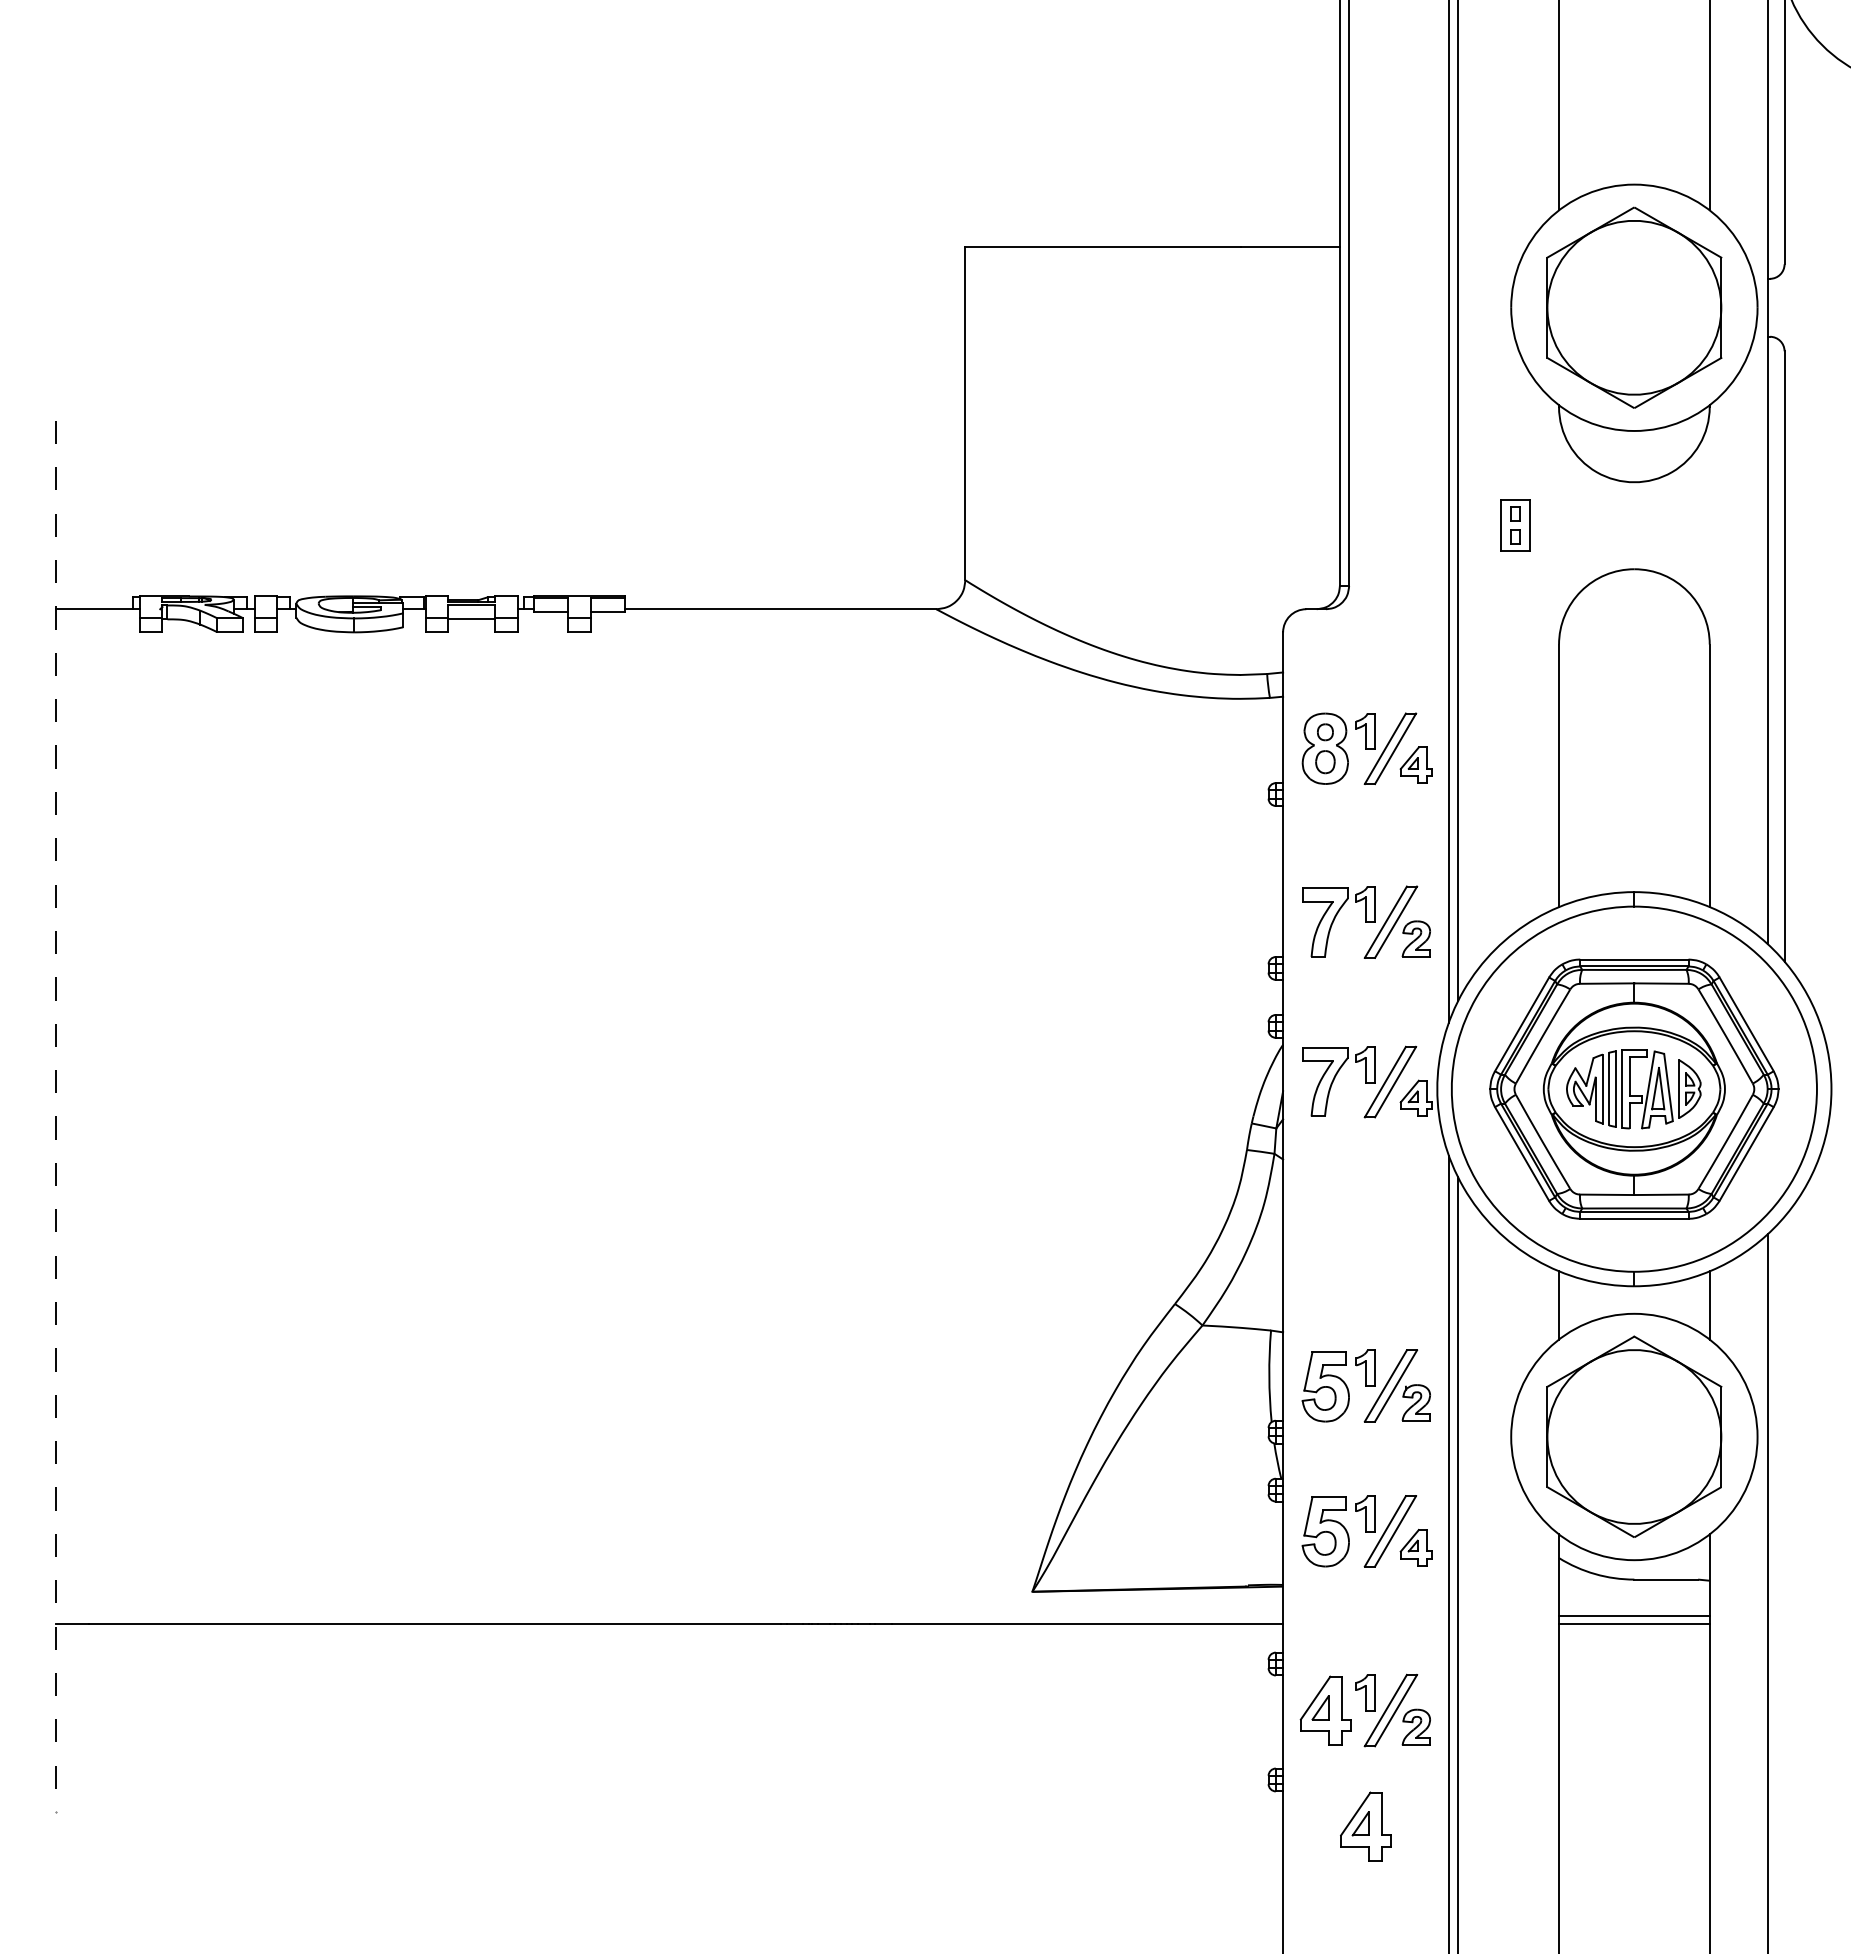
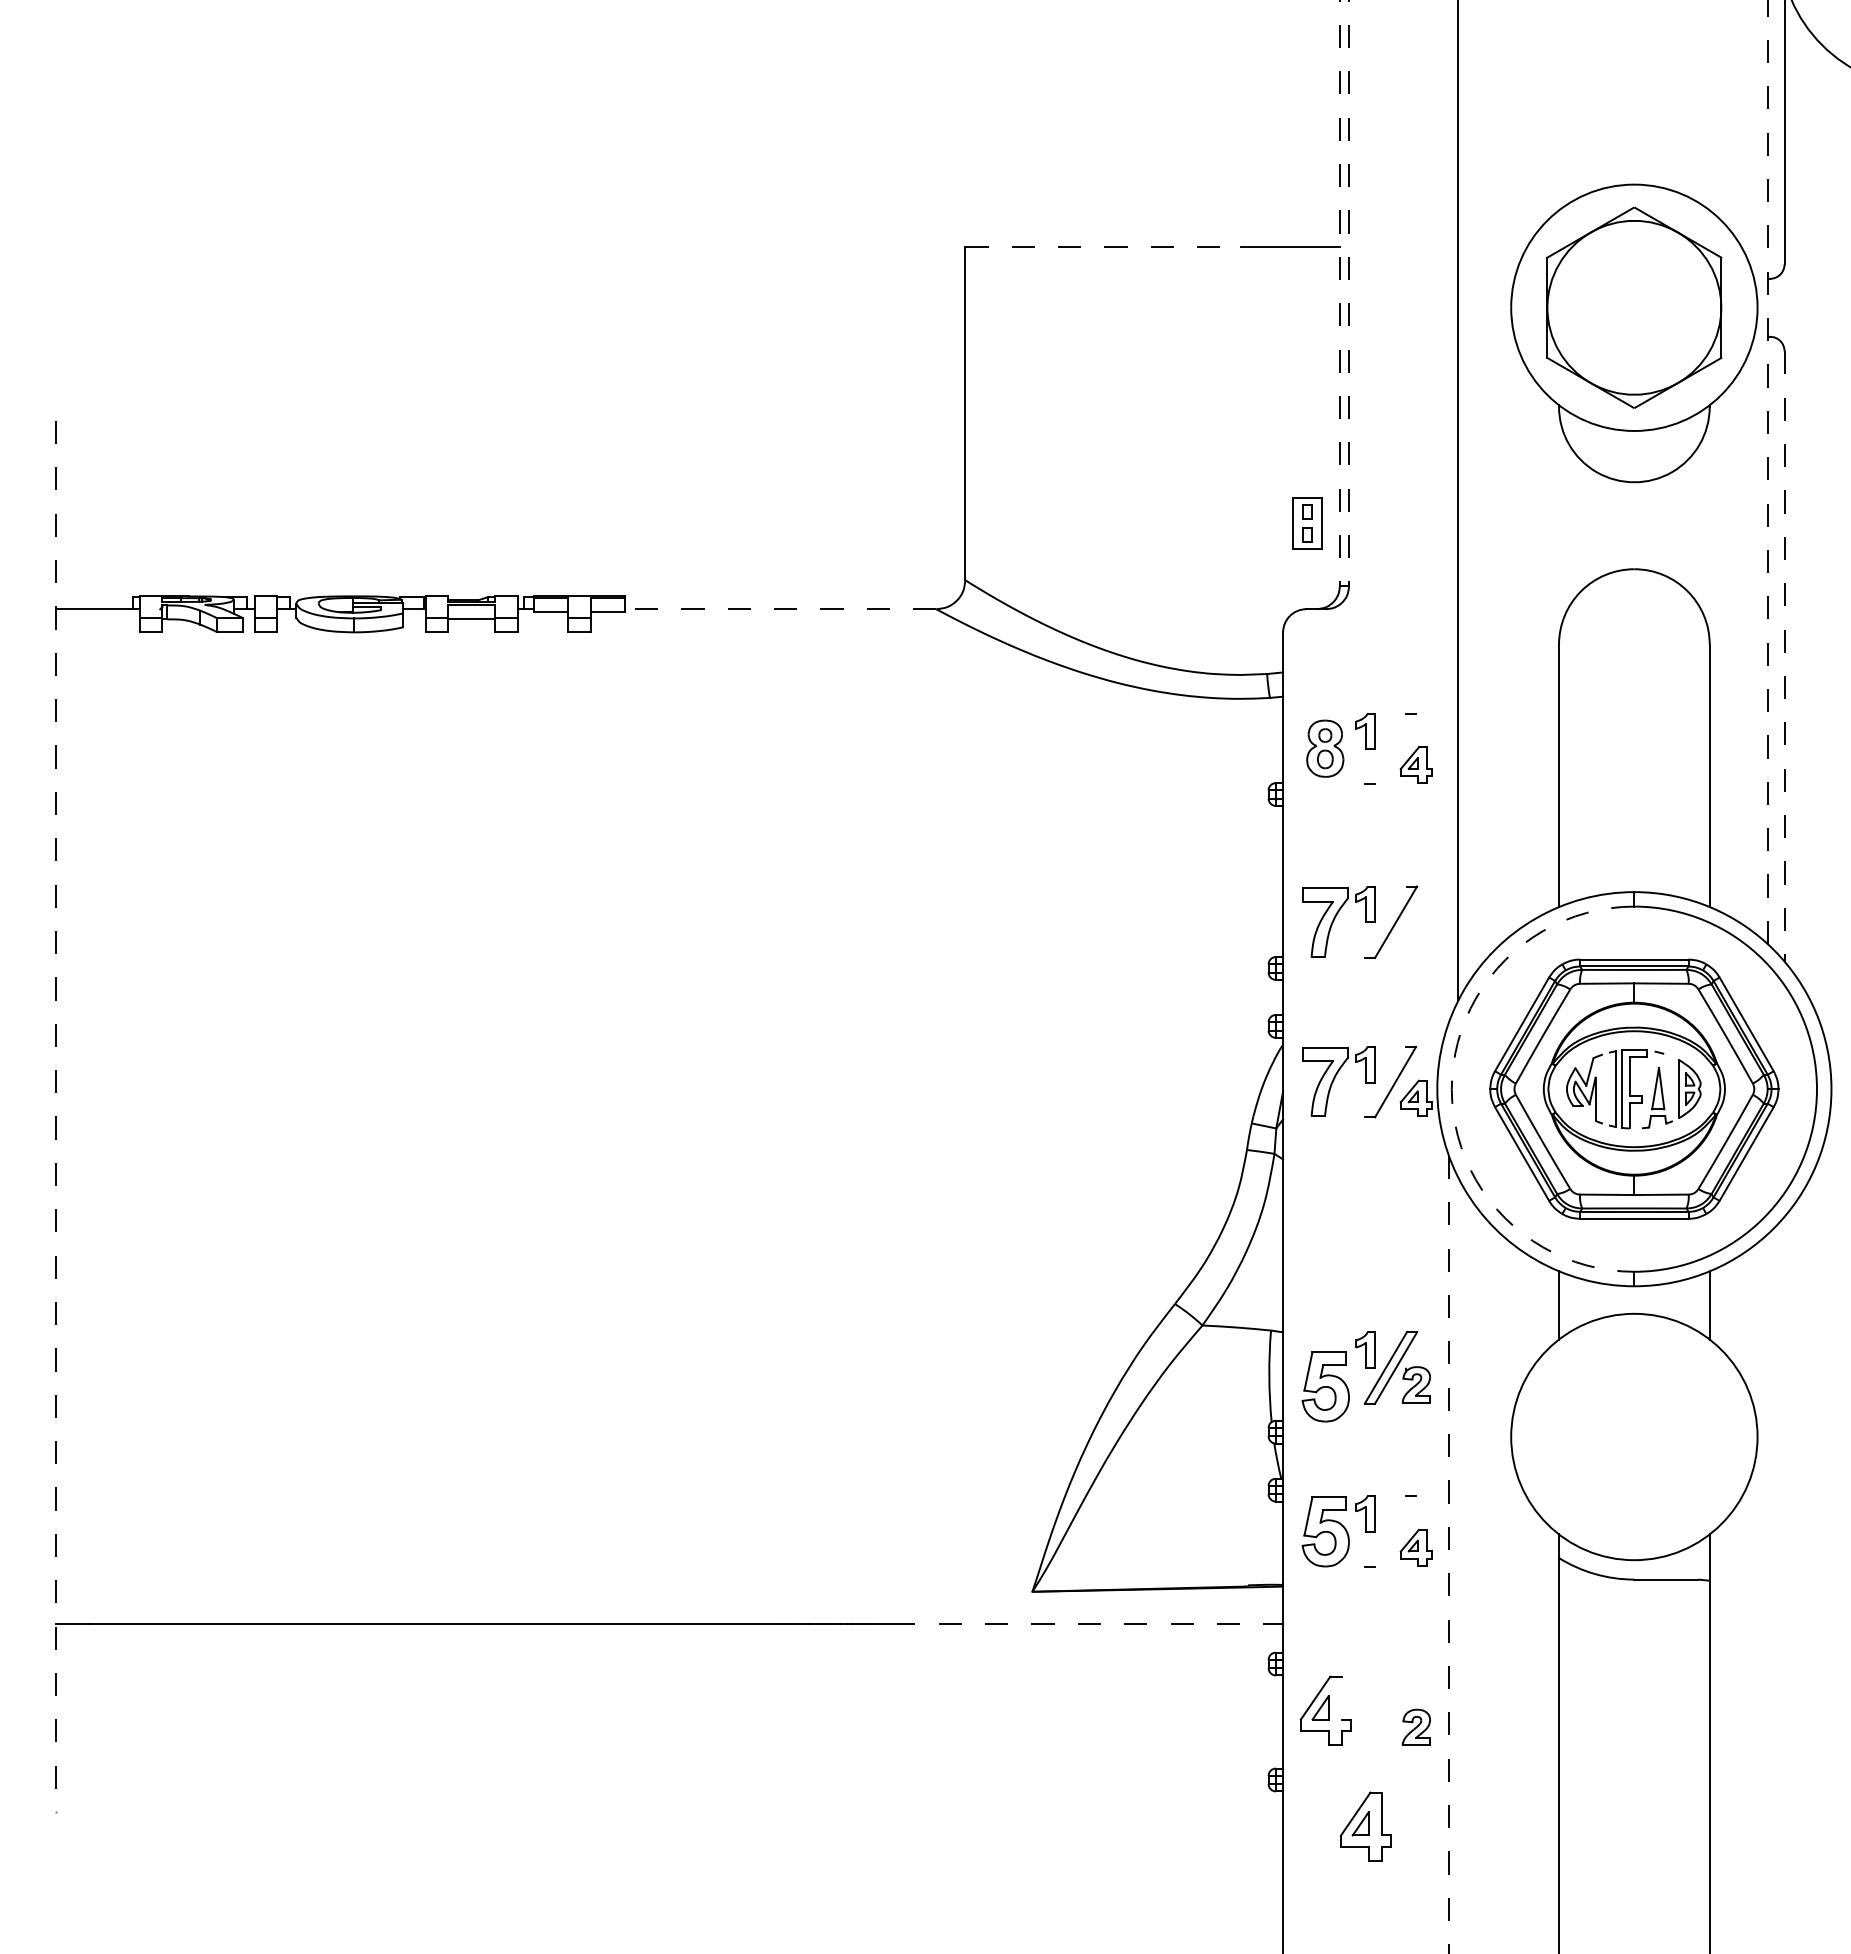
line: present -> none (1559, 106)
line: present -> none (1709, 106)
line: solid -> dashed (1103, 246)
line: solid -> dashed (1339, 293)
line: solid -> dashed (1349, 293)
line: solid -> dashed (1767, 472)
line: present -> none (1448, 512)
part position: (1515, 525) -> (1307, 523) (1307, 523)
line: solid -> dashed (780, 609)
line: solid -> dashed (1784, 656)
part size: 48x73 px -> 39x59 px (1325, 748)
line: present -> none (1384, 748)
line: present -> none (1395, 748)
line: present -> none (1385, 921)
part: present -> none (1415, 938)
line: present -> none (1384, 1081)
line: present -> none (1668, 1087)
line: present -> none (1602, 1088)
line: present -> none (1609, 1088)
arc: solid -> dashed (1451, 1089)
line: present -> none (1647, 1089)
part position: (1392, 1385) -> (1392, 1367) (1392, 1367)
part: present -> none (1634, 1436)
line: present -> none (1384, 1531)
line: present -> none (1395, 1531)
line: solid -> dashed (1448, 1554)
line: present -> none (1458, 1563)
line: present -> none (1767, 1592)
line: present -> none (1634, 1616)
line: solid -> dashed (1088, 1623)
line: present -> none (1634, 1623)
line: present -> none (1341, 1697)
part: present -> none (1386, 1710)
